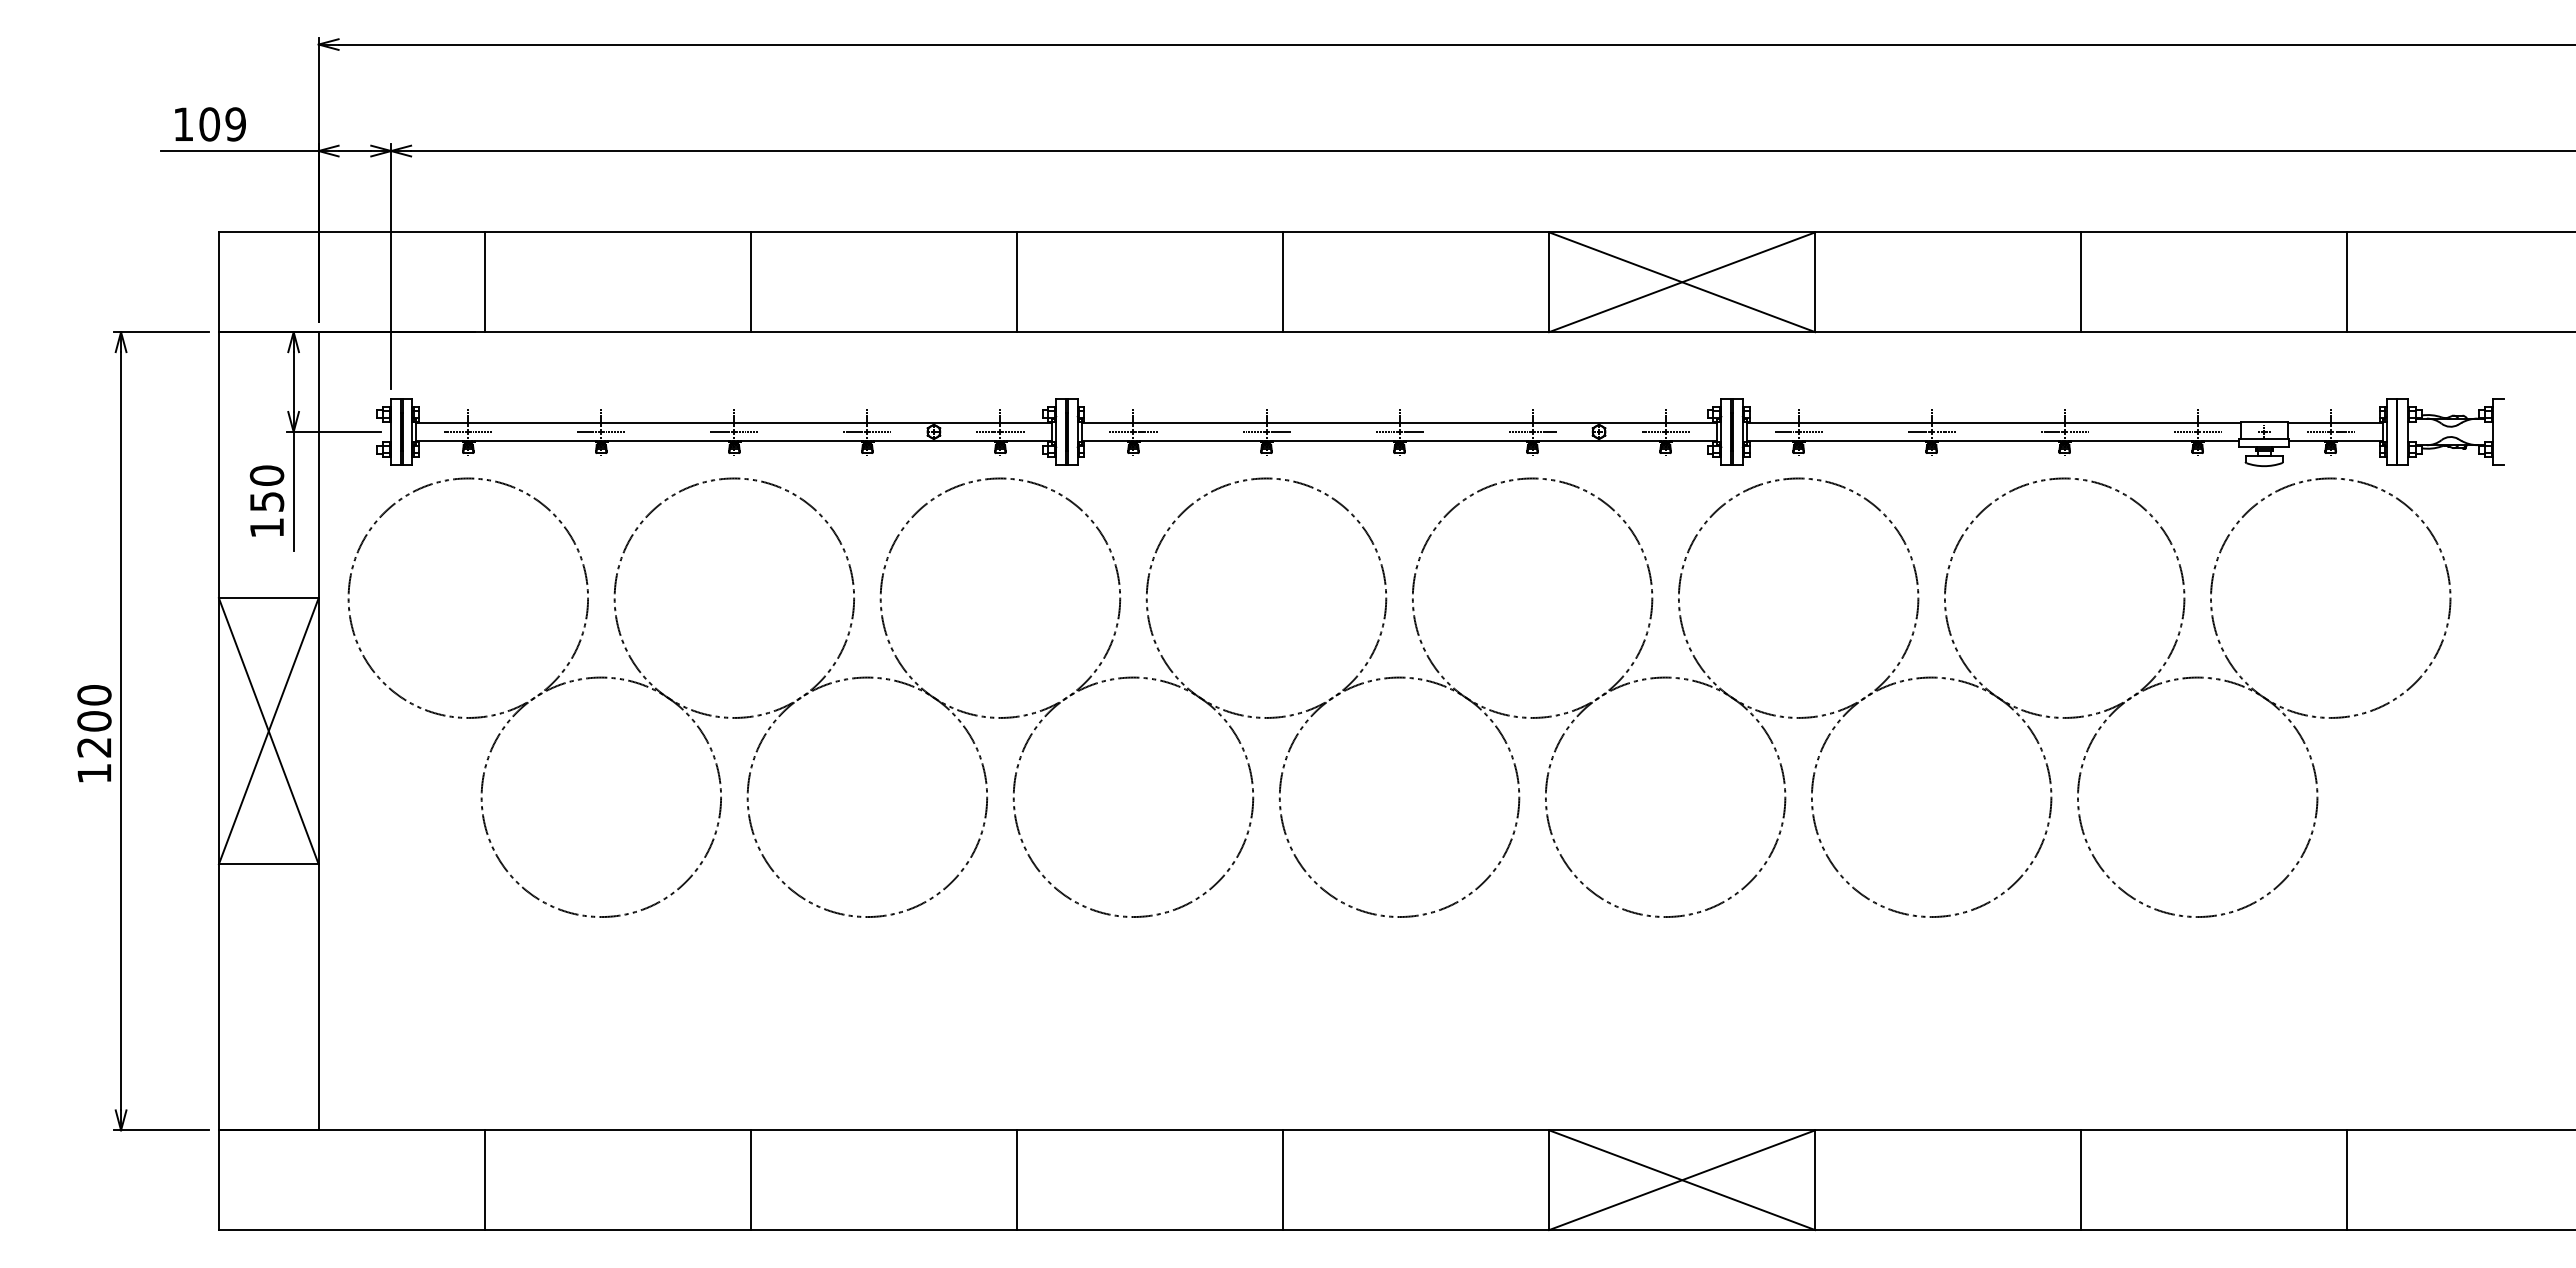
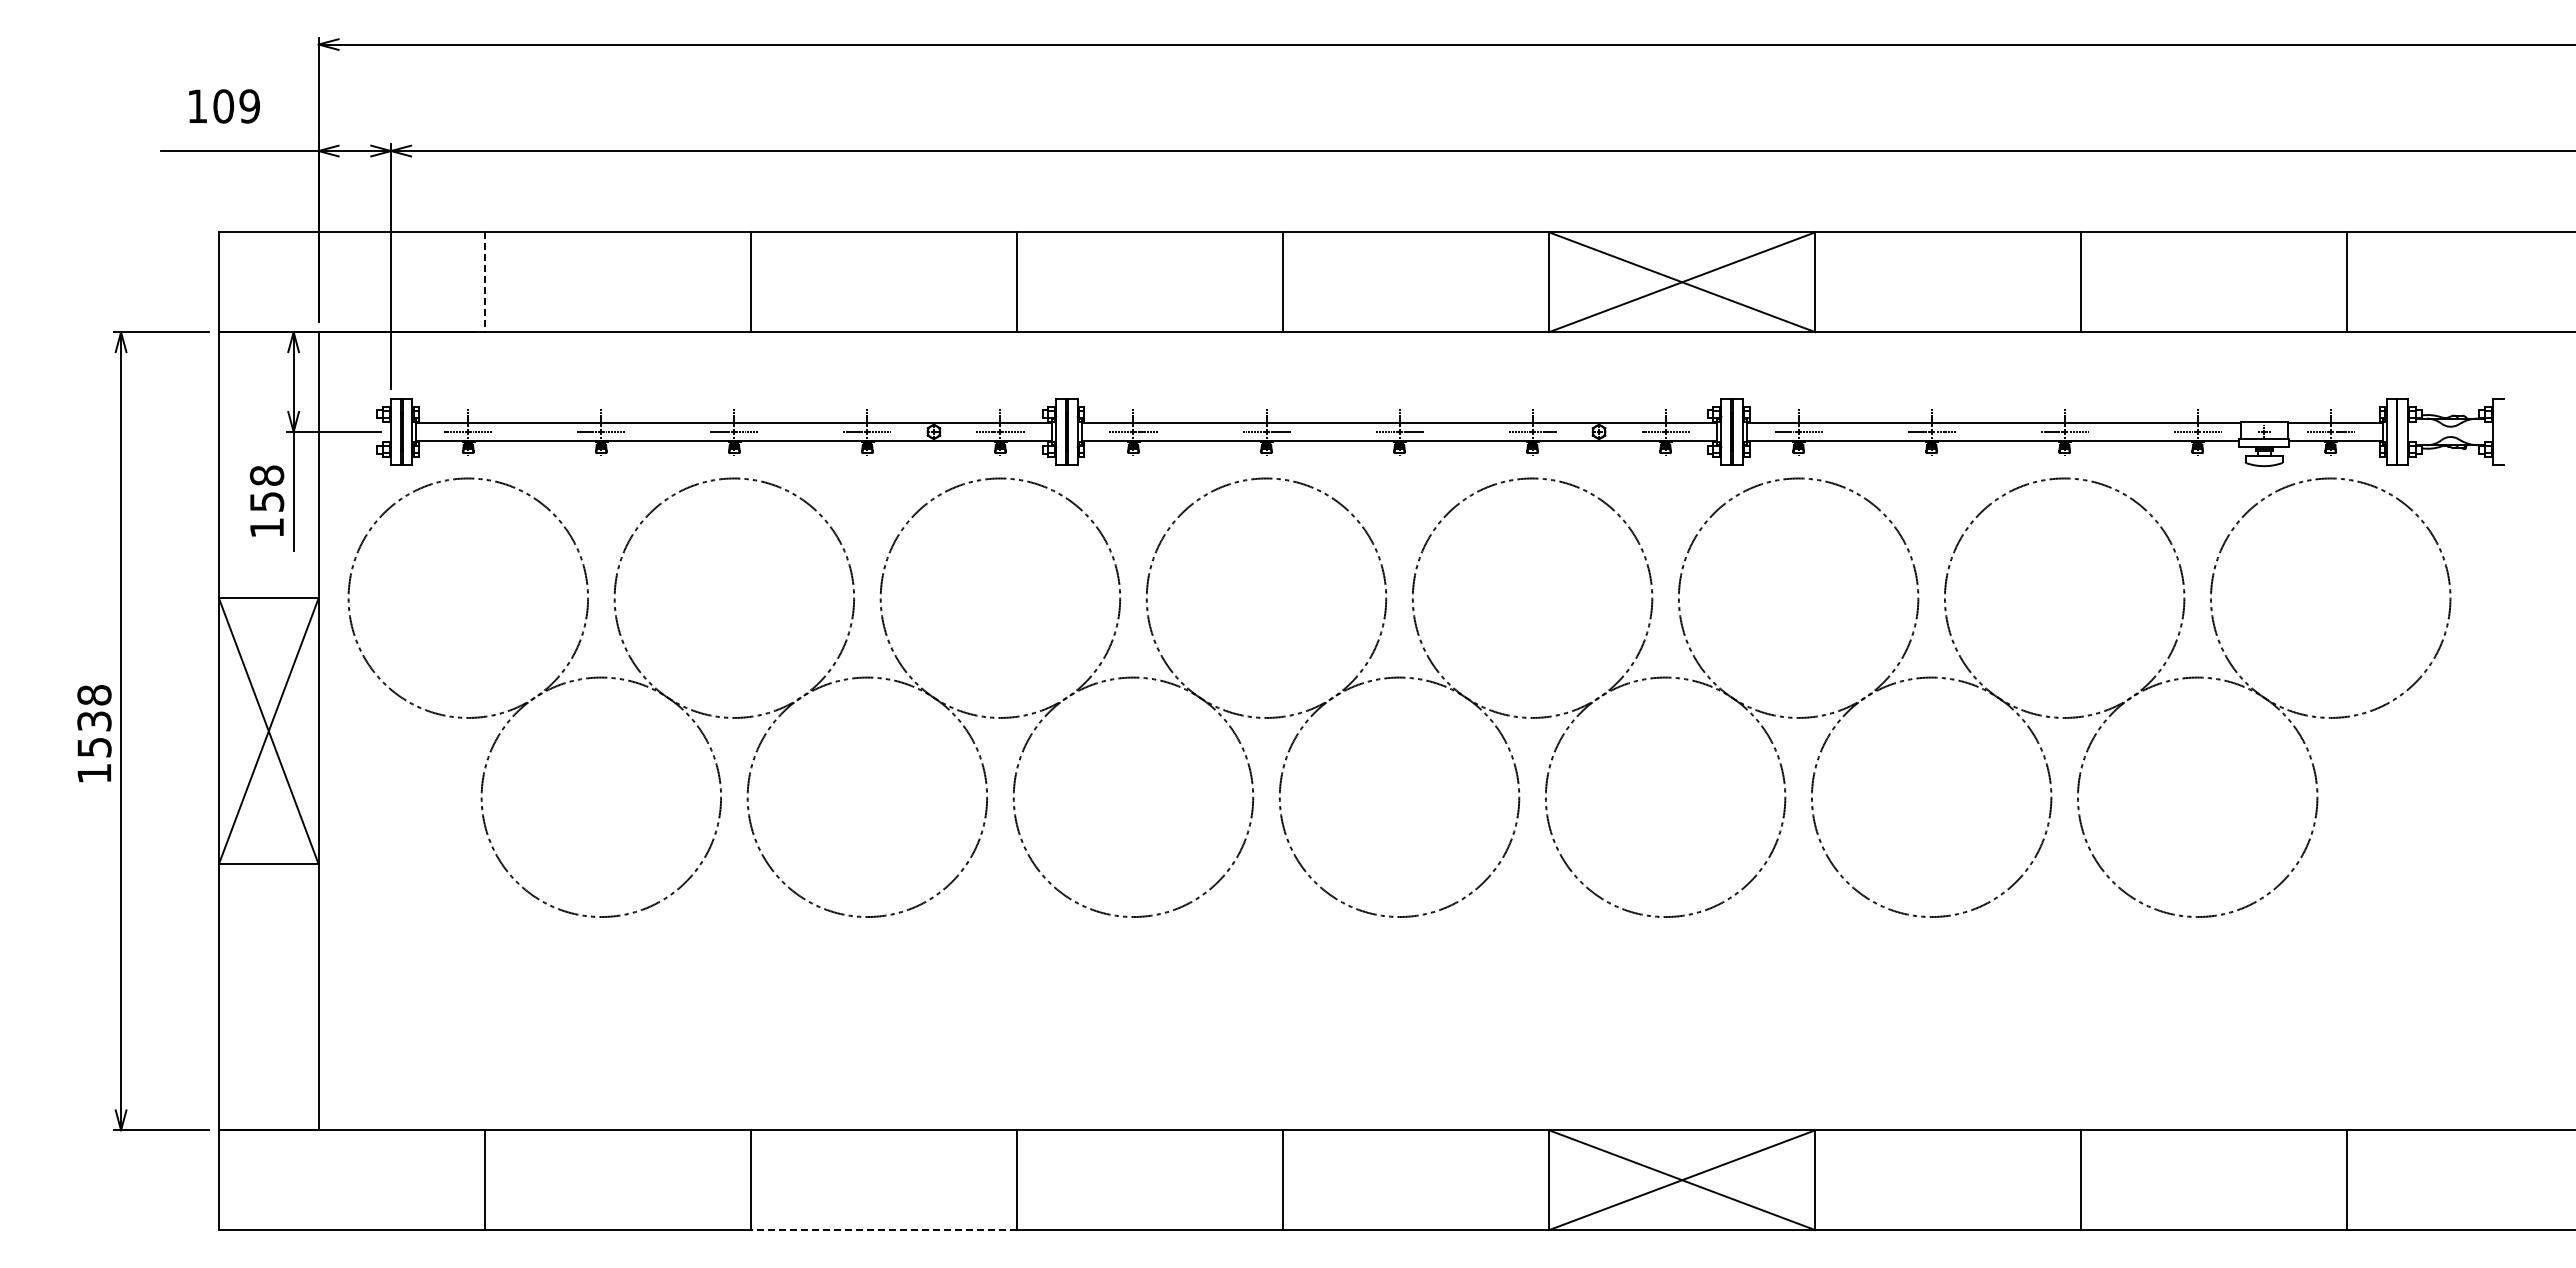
text position: (210, 124) -> (224, 106) (224, 106)
line: solid -> dashed (484, 282)
text: 150 -> 158 (267, 475)
text: 1200 -> 1538 (94, 721)
line: solid -> dashed (883, 1230)
